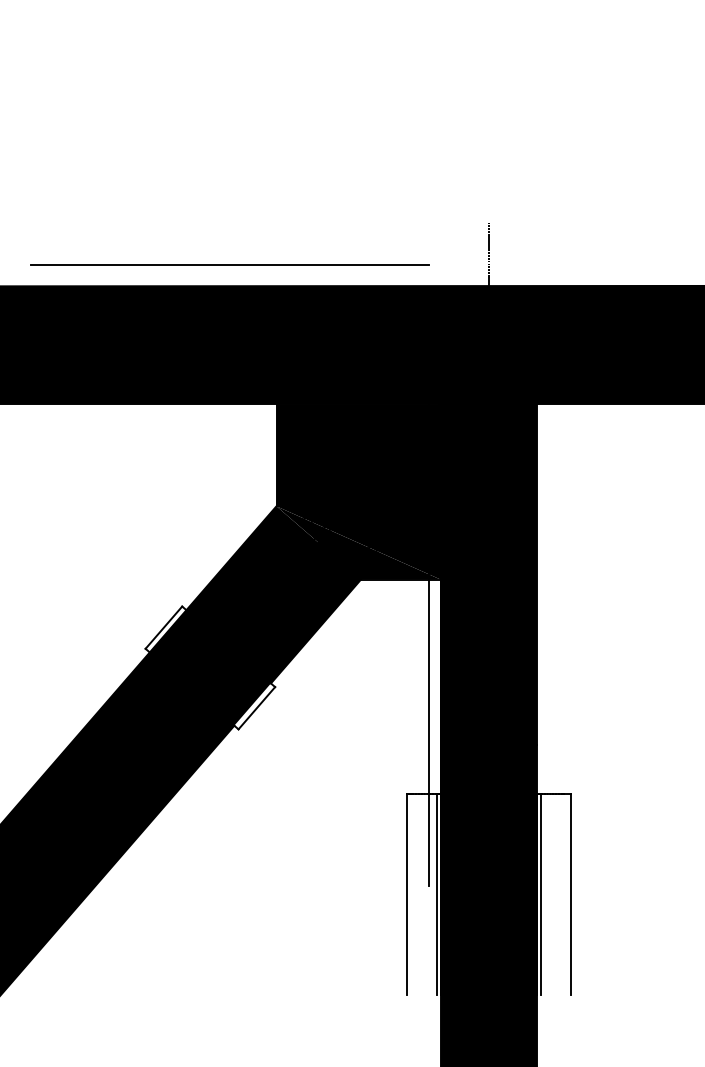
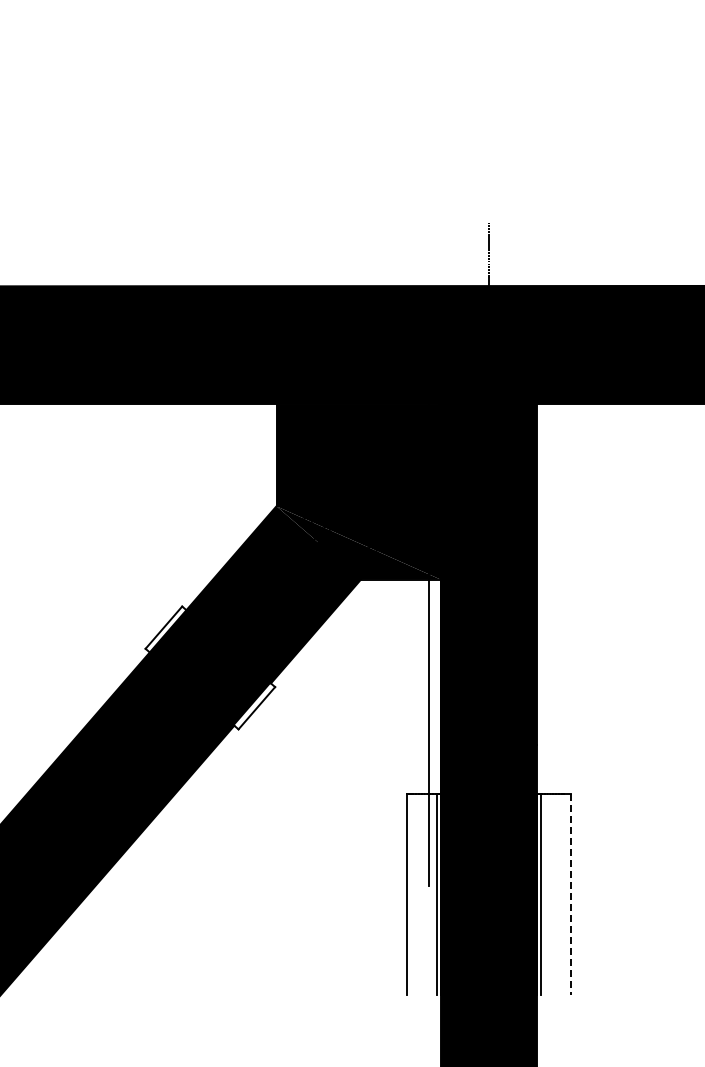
line: present -> none (229, 264)
line: solid -> dashed (570, 894)
